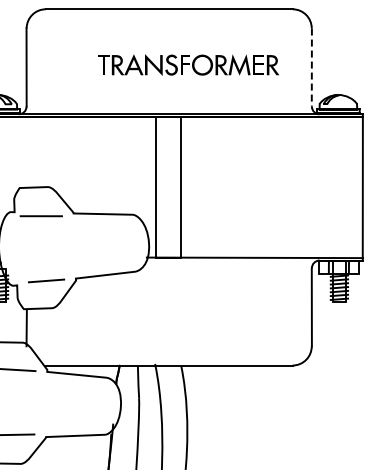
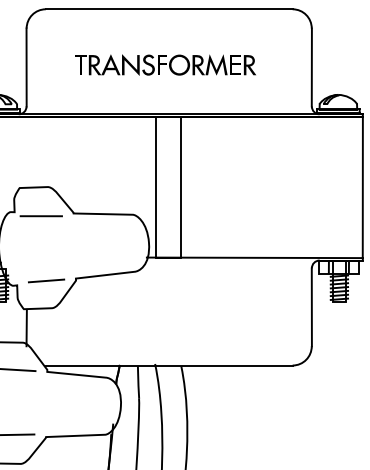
part position: (188, 64) -> (165, 64) (165, 64)
line: dashed -> solid (311, 67)
